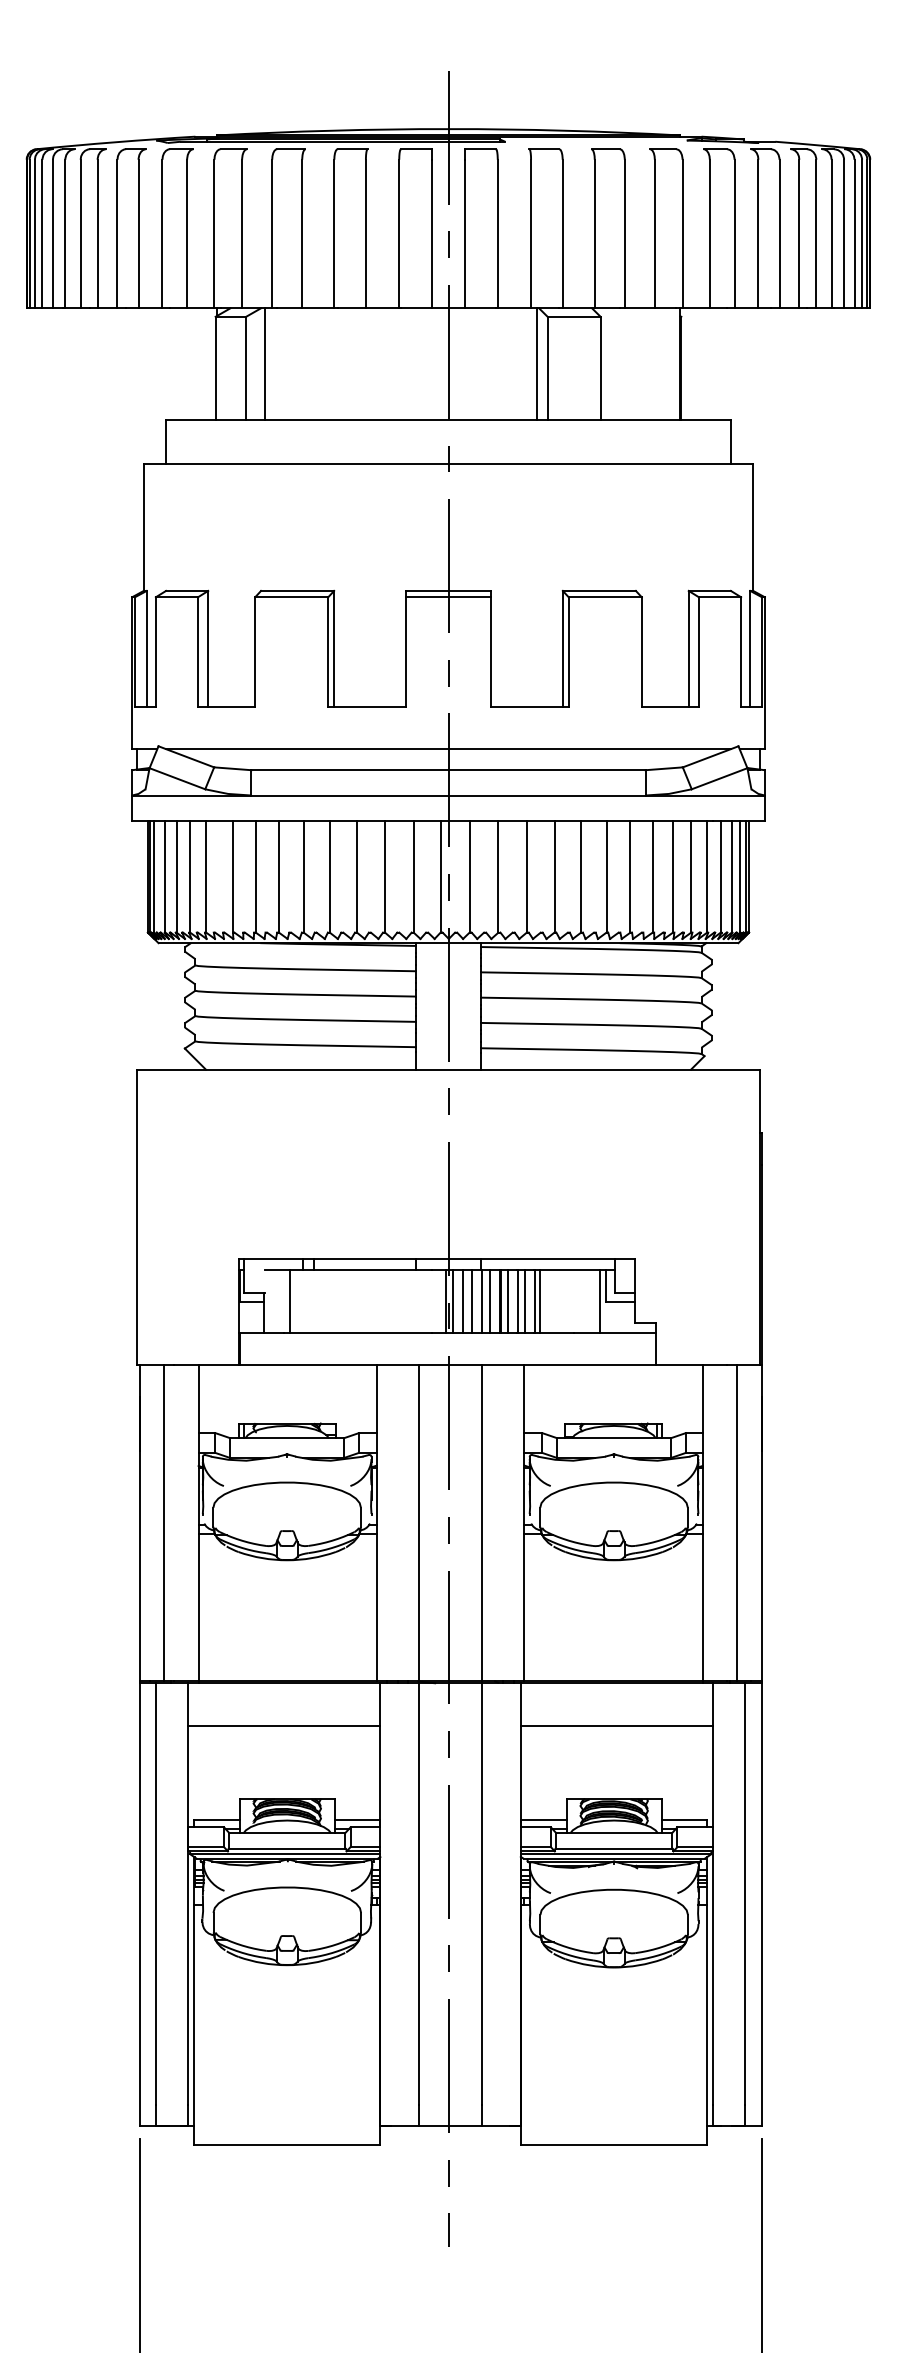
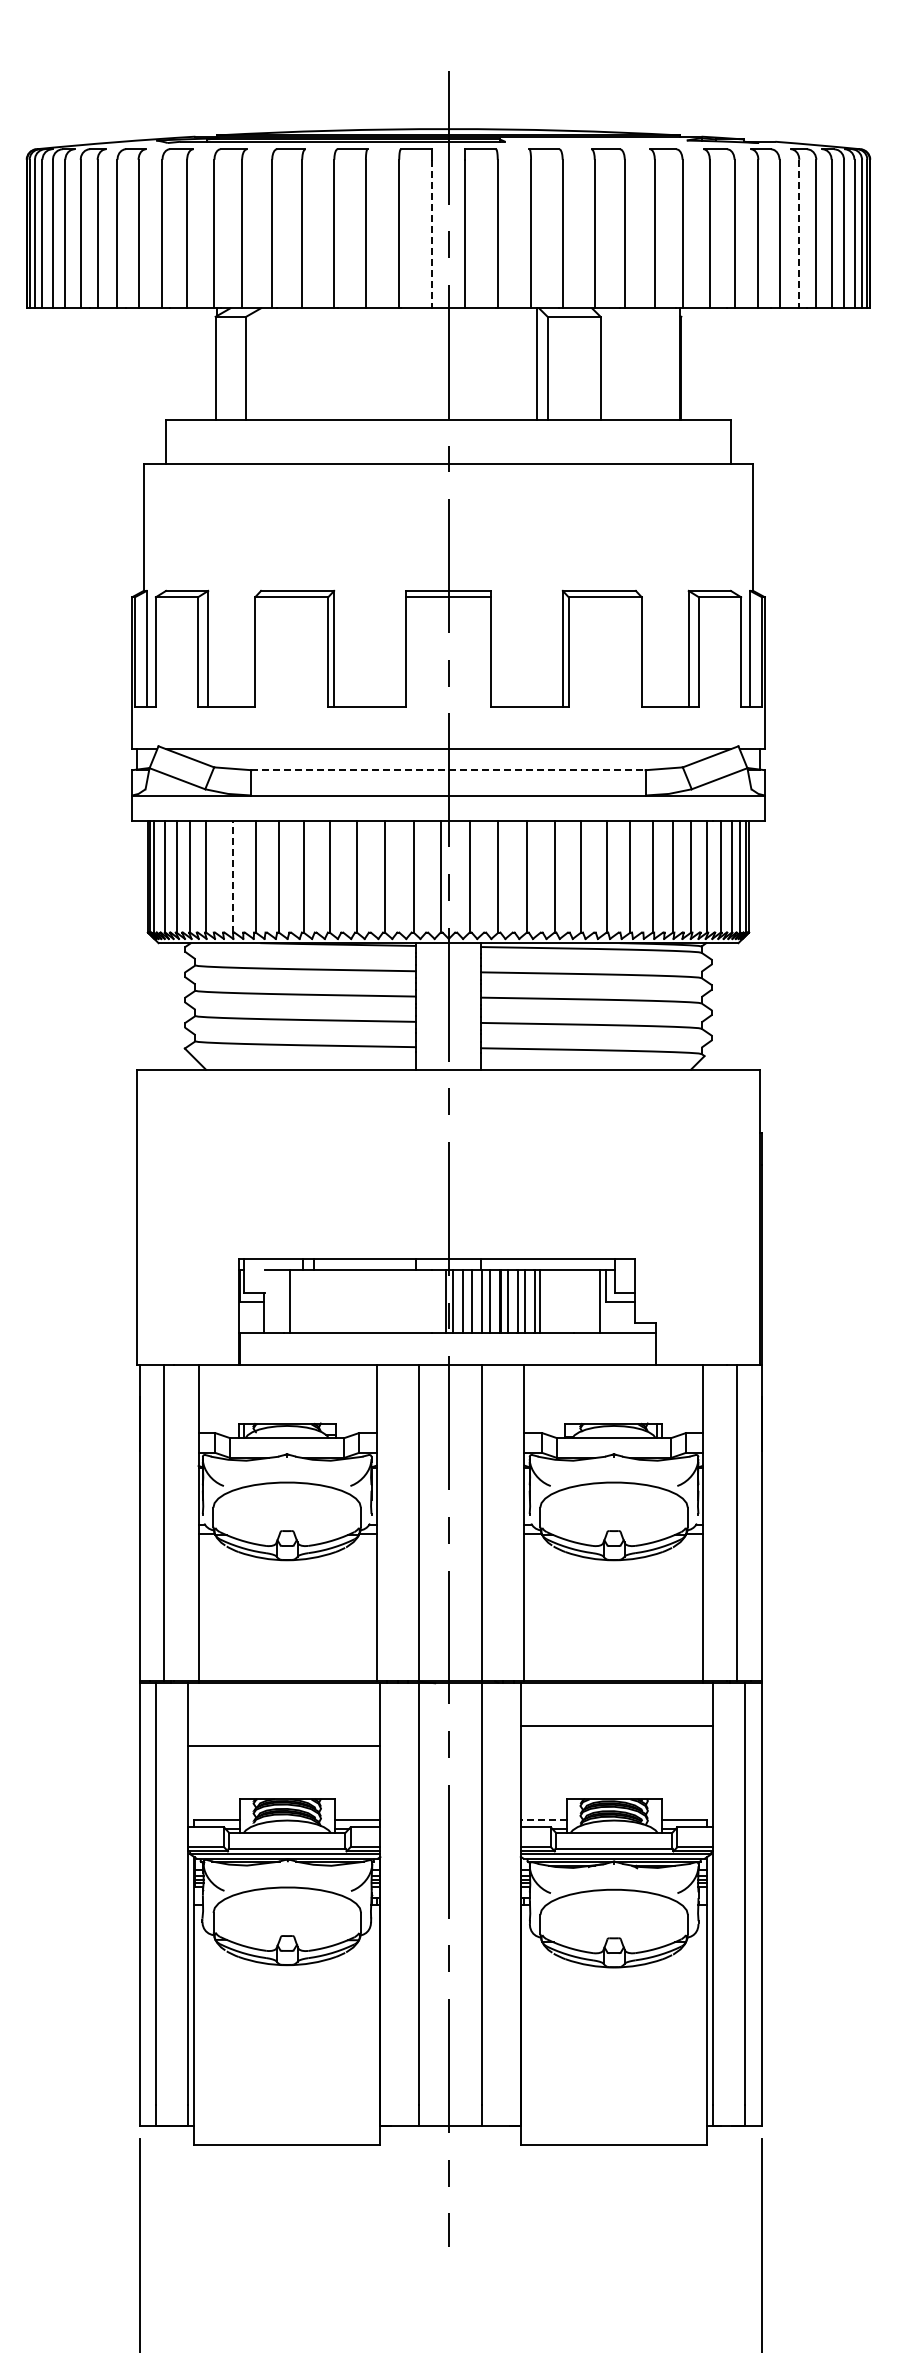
line: solid -> dashed (431, 234)
line: solid -> dashed (799, 234)
line: present -> none (264, 364)
line: solid -> dashed (448, 770)
line: solid -> dashed (233, 876)
line position: (284, 1725) -> (284, 1745) (284, 1745)
line: solid -> dashed (543, 1820)
